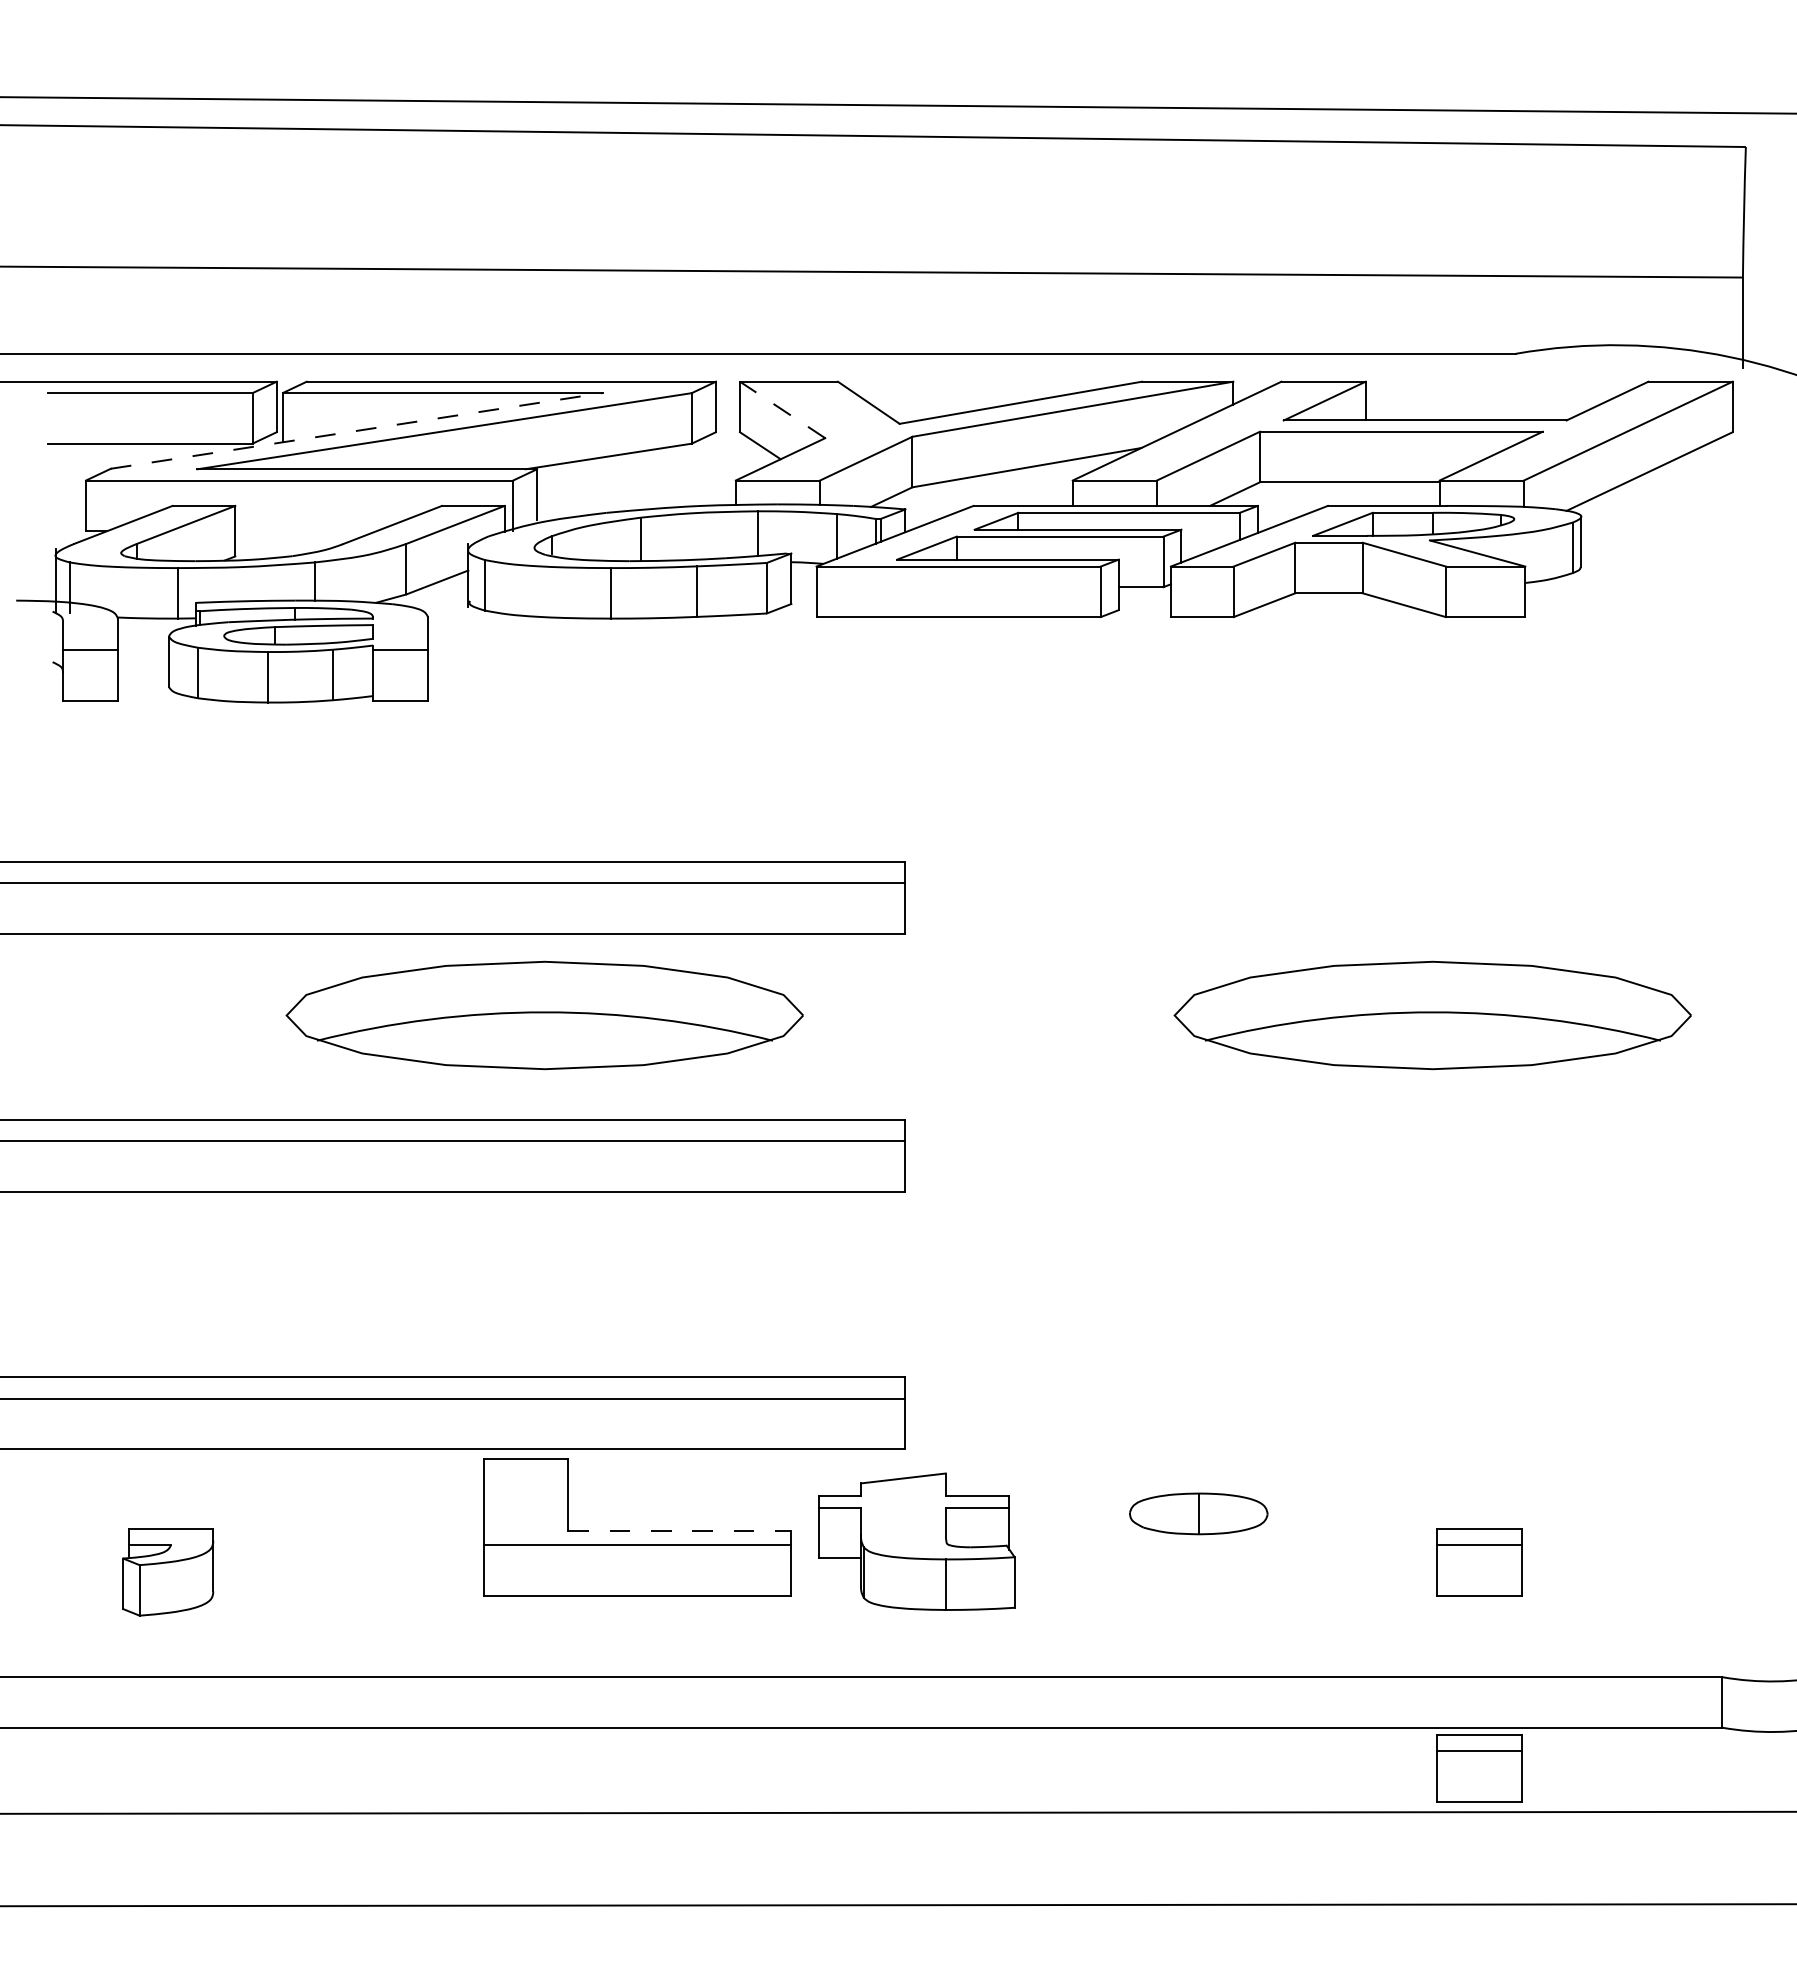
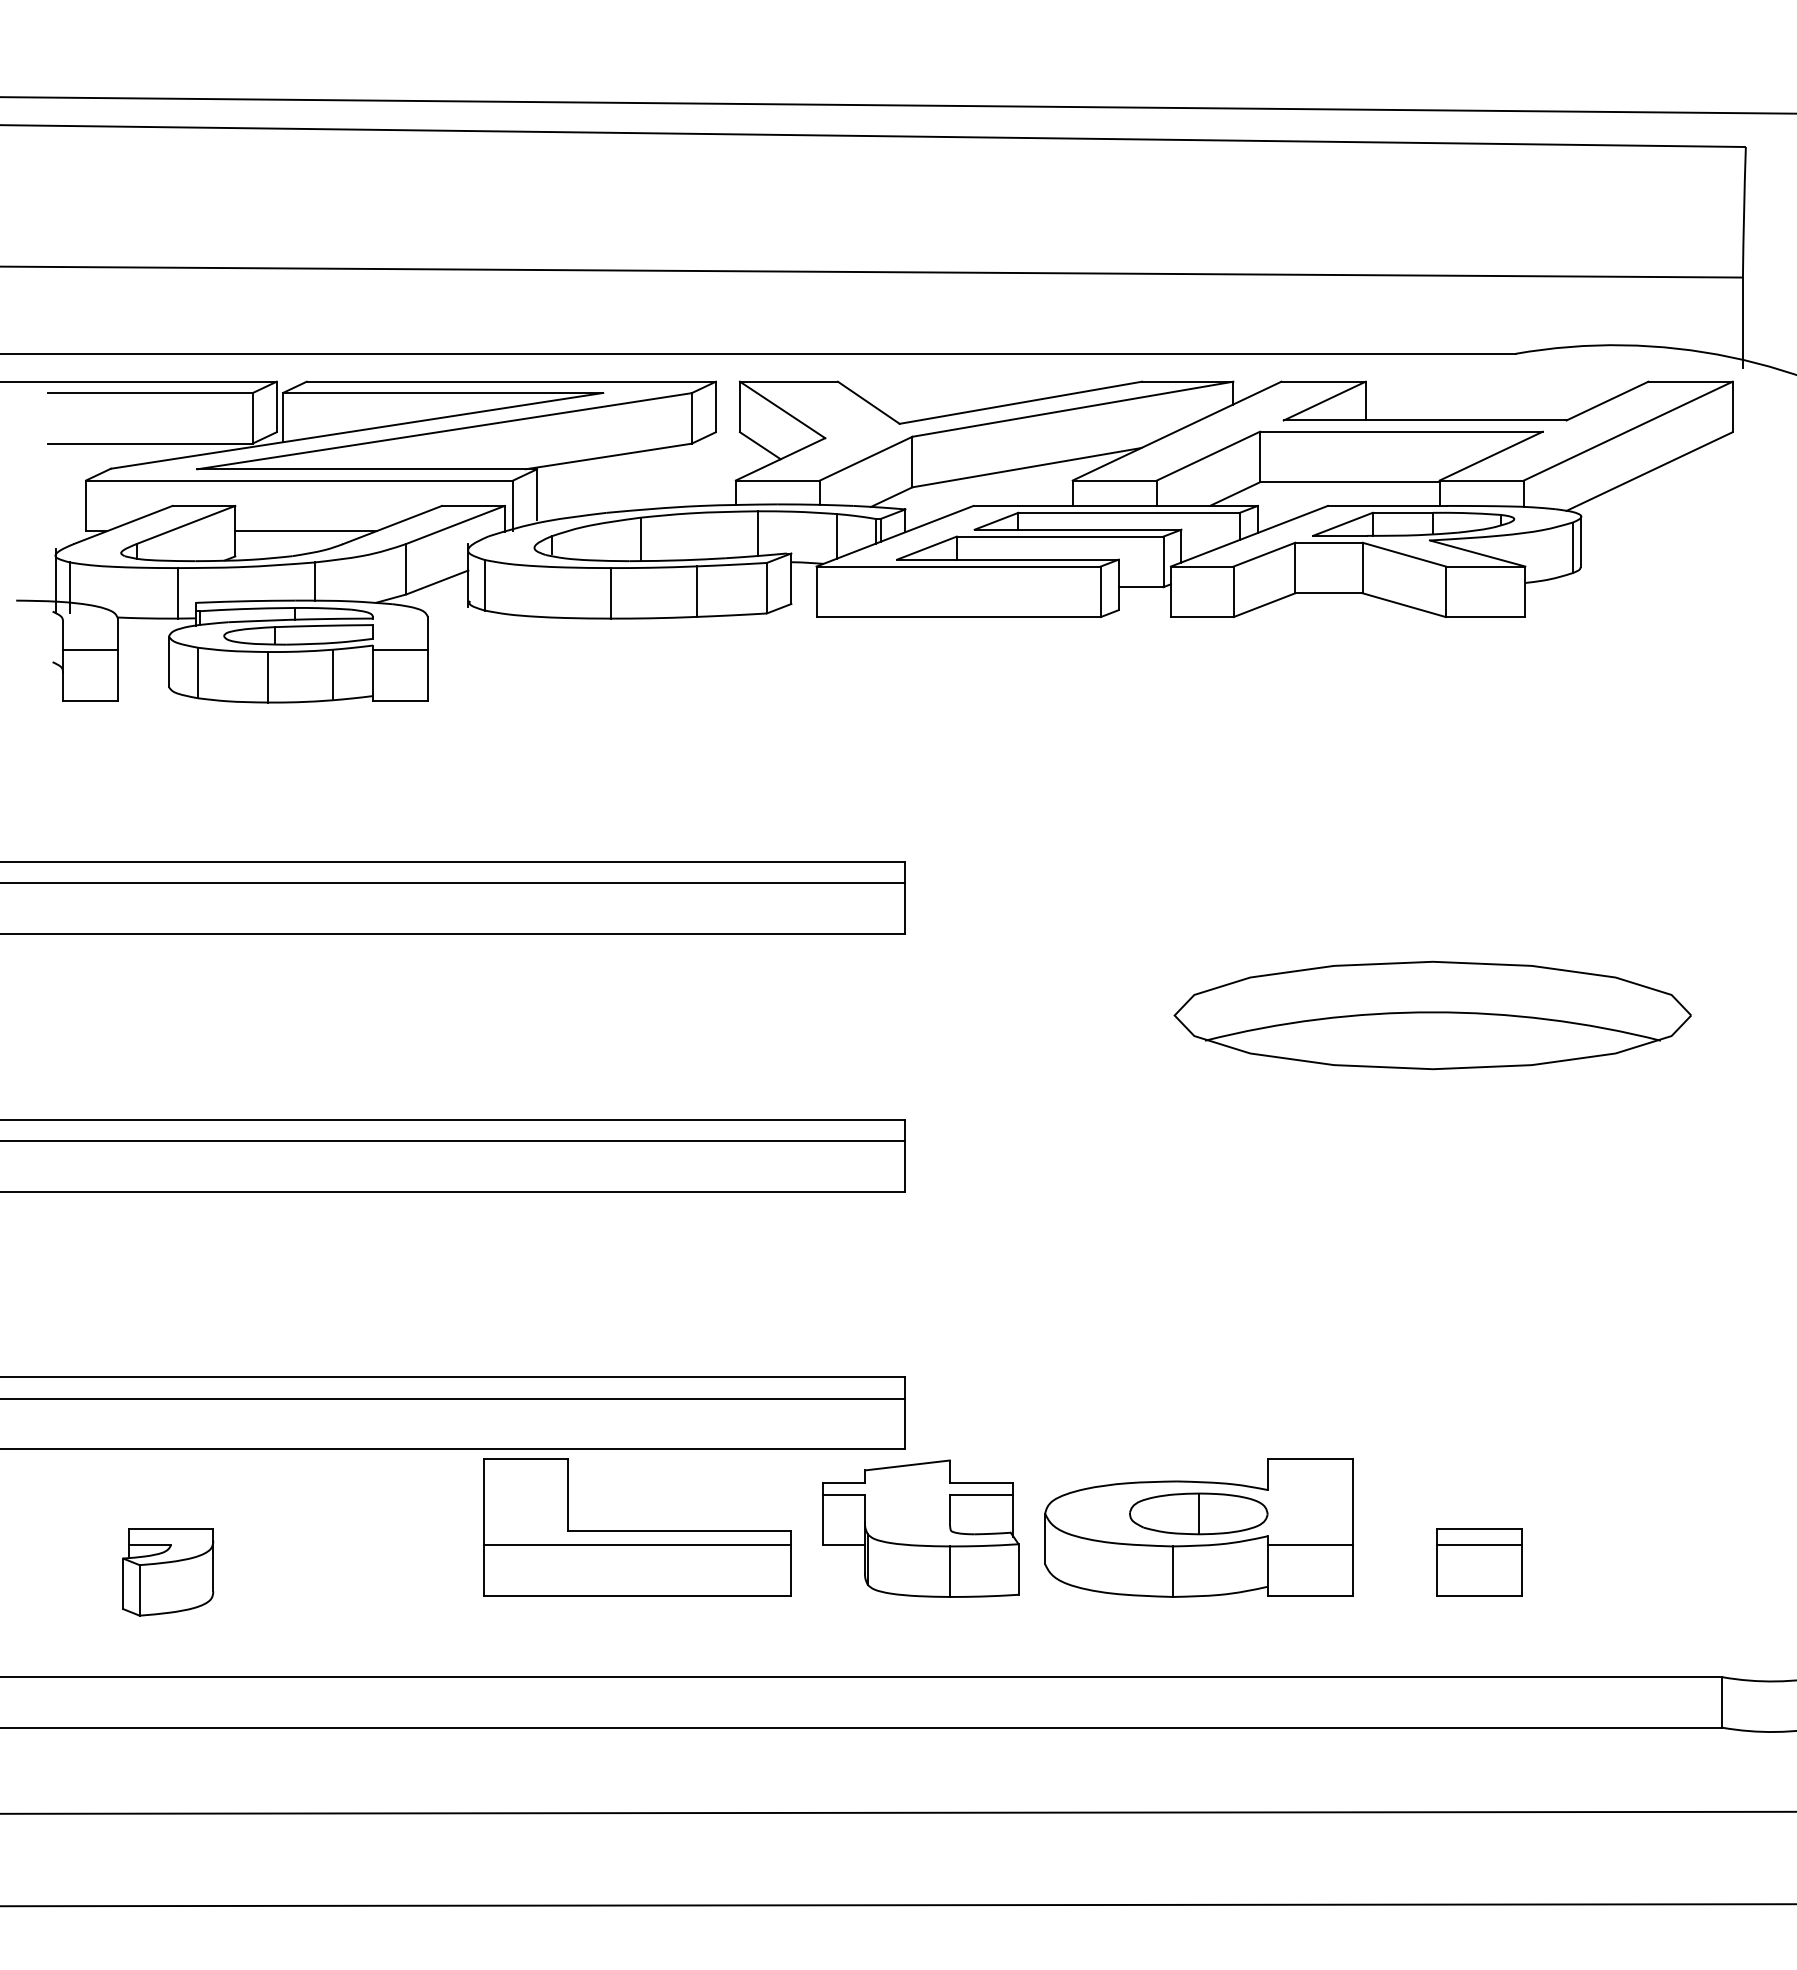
line: dashed -> solid (782, 409)
line: dashed -> solid (357, 430)
line: none -> present (305, 531)
part: present -> none (544, 1015)
part: none -> present (1198, 1527)
line: dashed -> solid (680, 1531)
part position: (916, 1541) -> (920, 1528) (920, 1528)
part: present -> none (1479, 1768)
